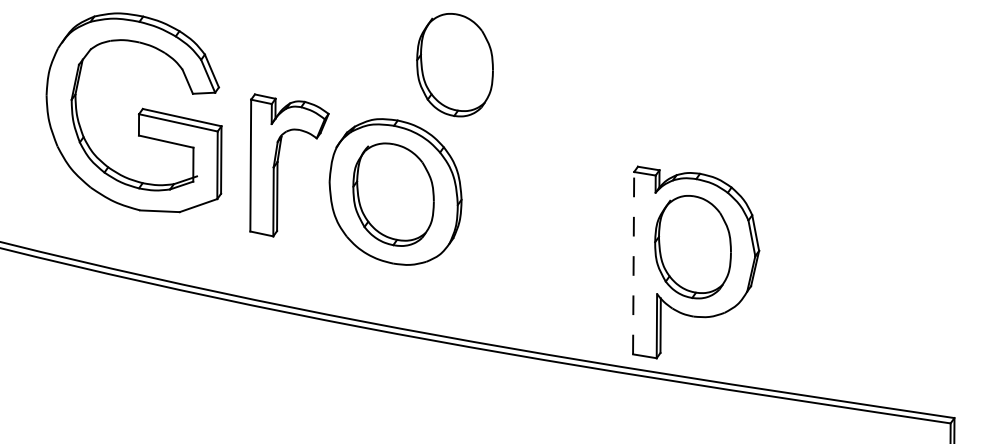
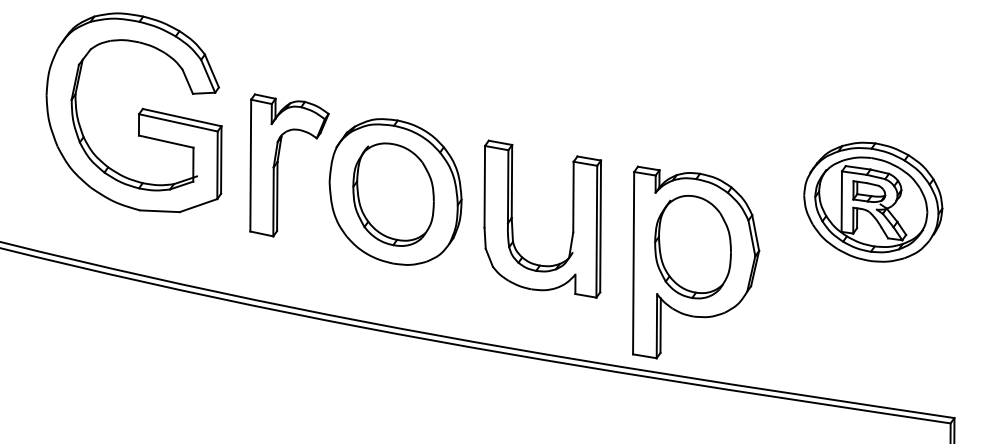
part: present -> none (454, 65)
part: none -> present (873, 201)
part: none -> present (512, 218)
line: dashed -> solid (633, 262)
